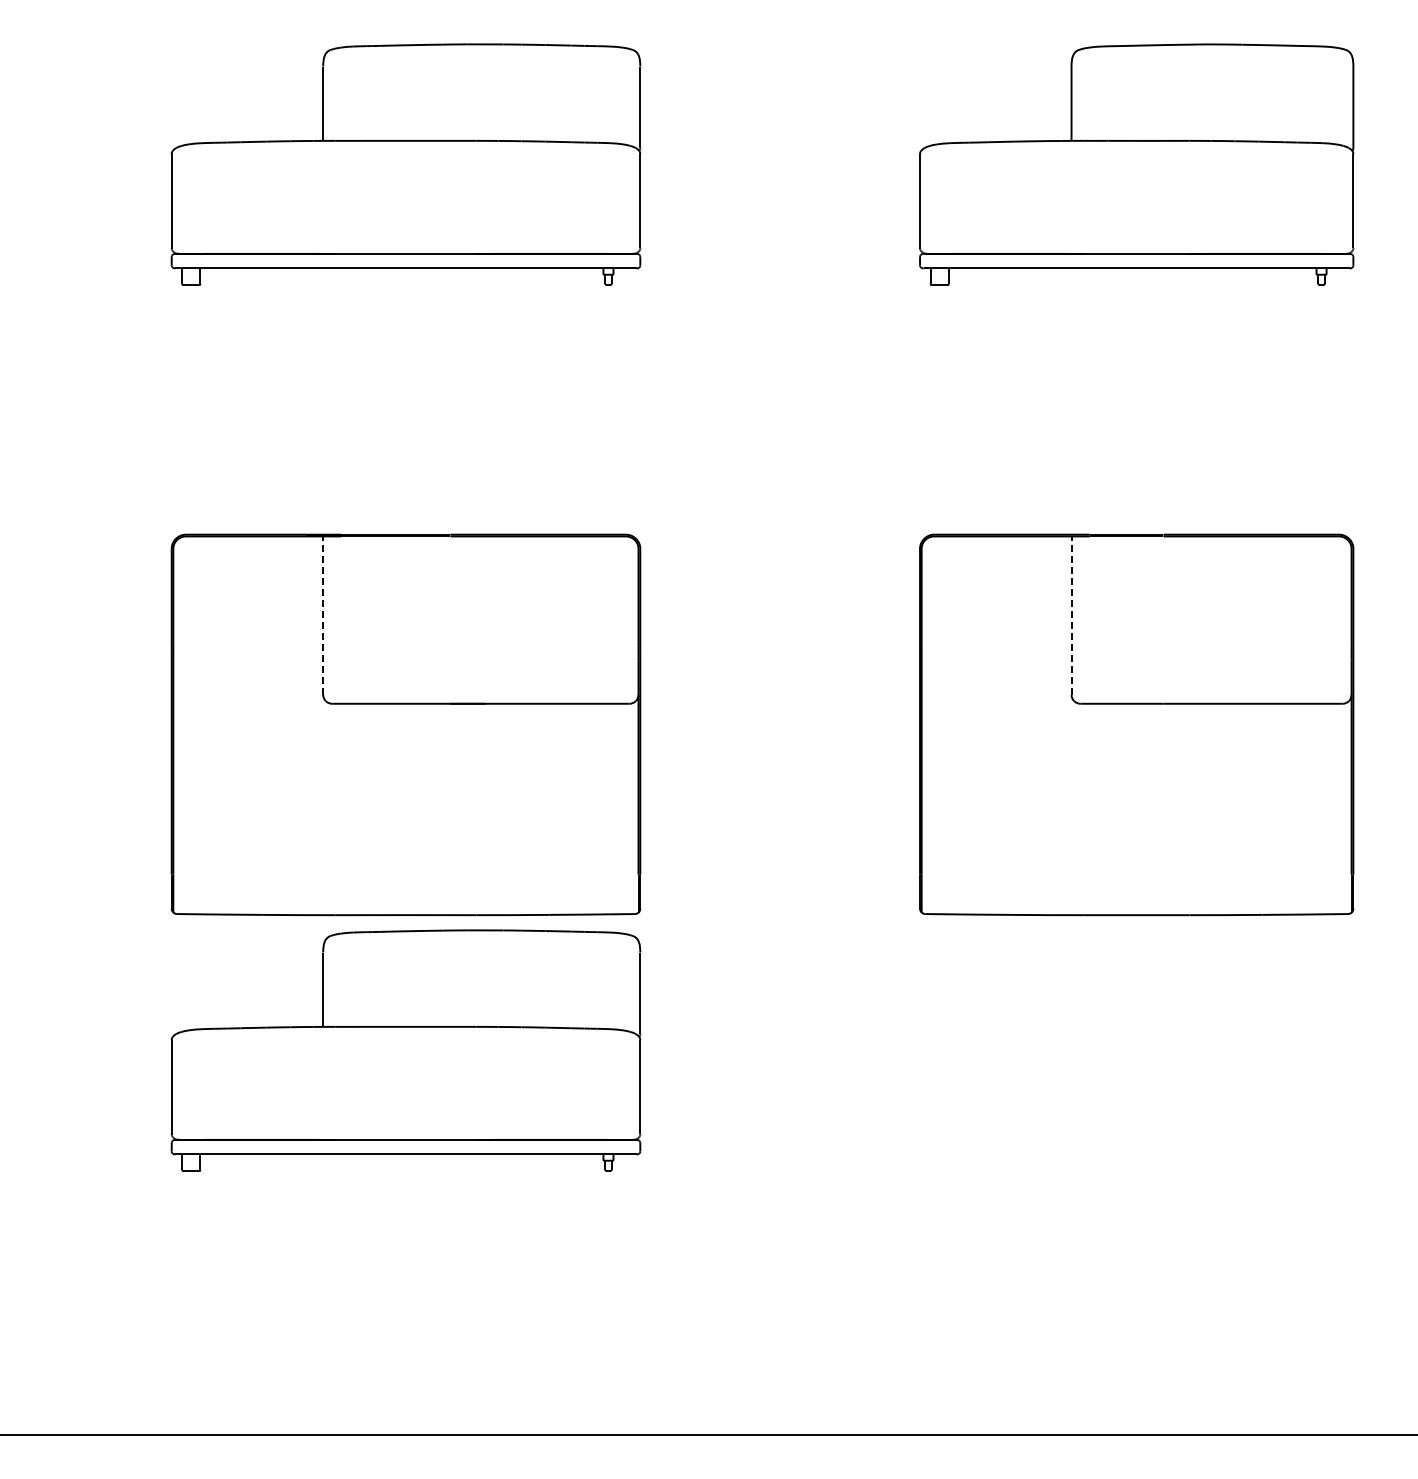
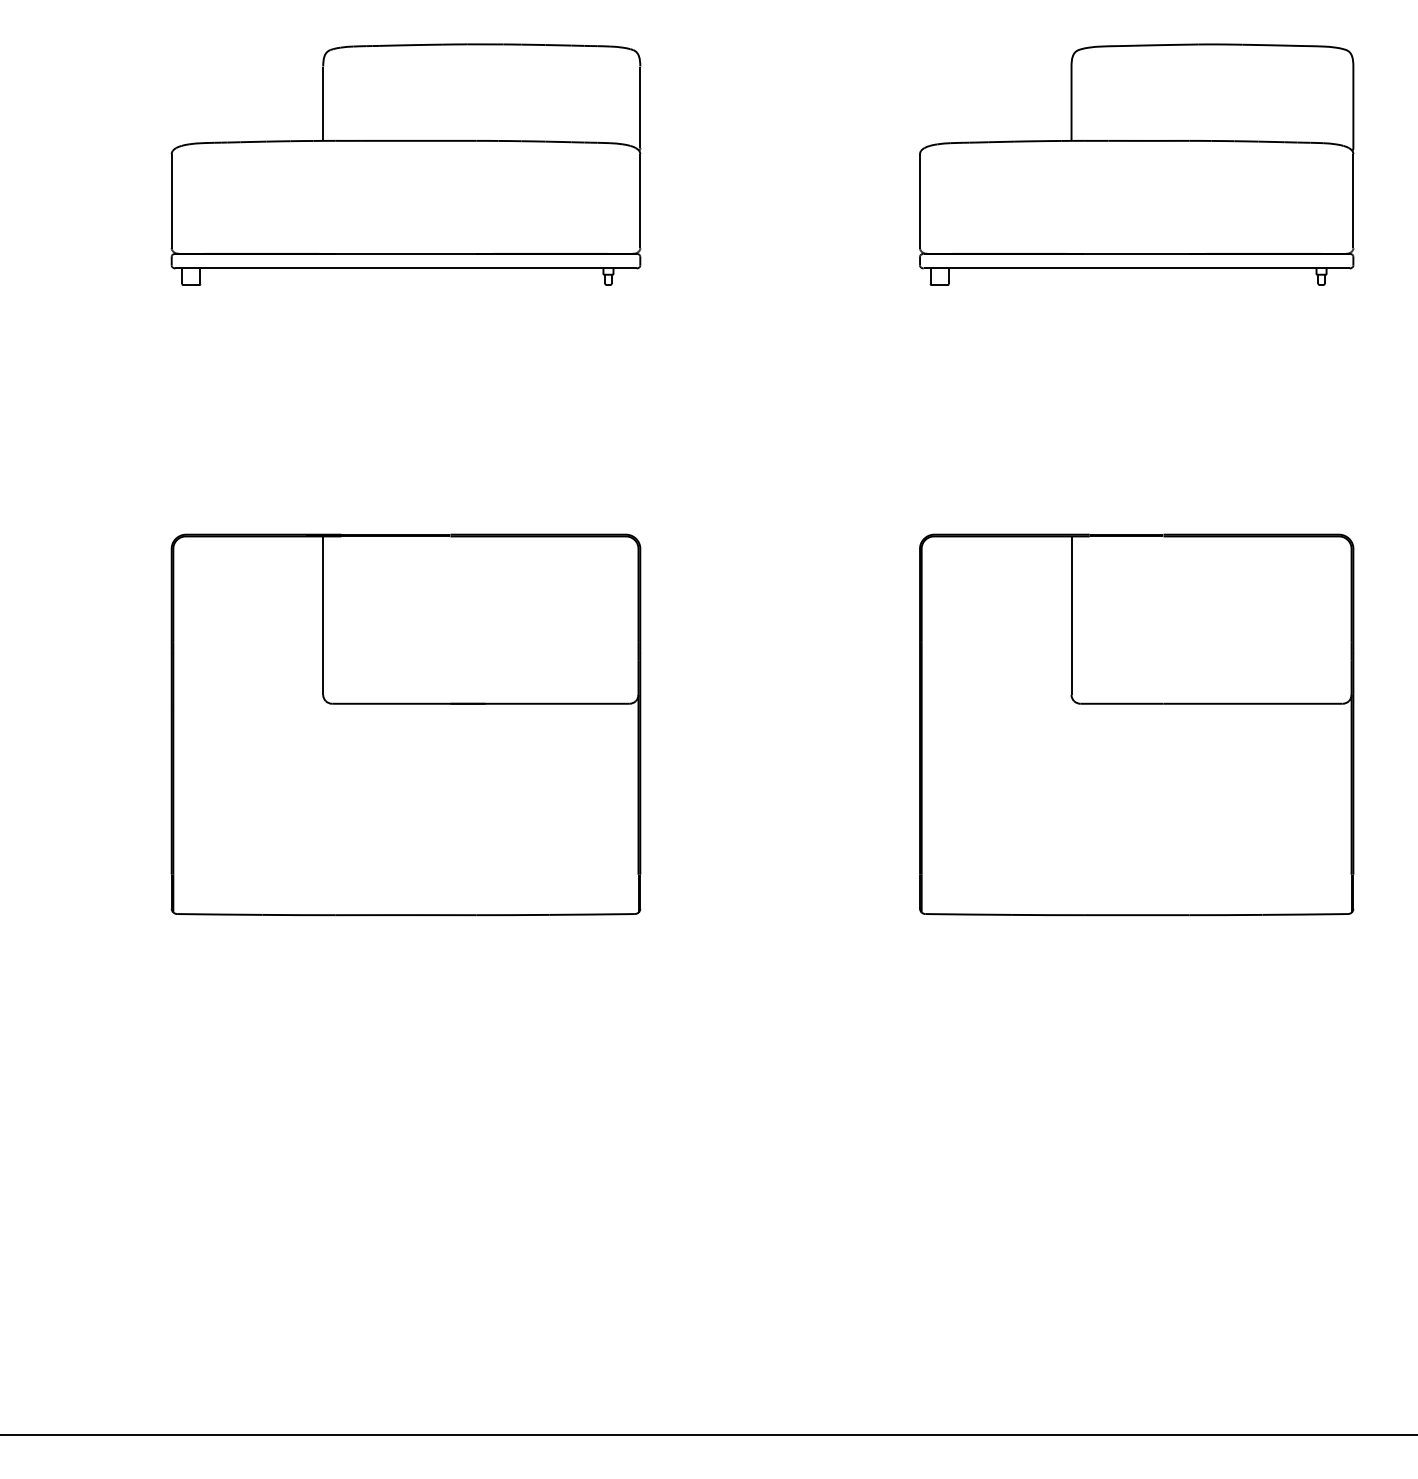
line: dashed -> solid (323, 615)
line: dashed -> solid (1071, 615)
part: present -> none (405, 1050)
